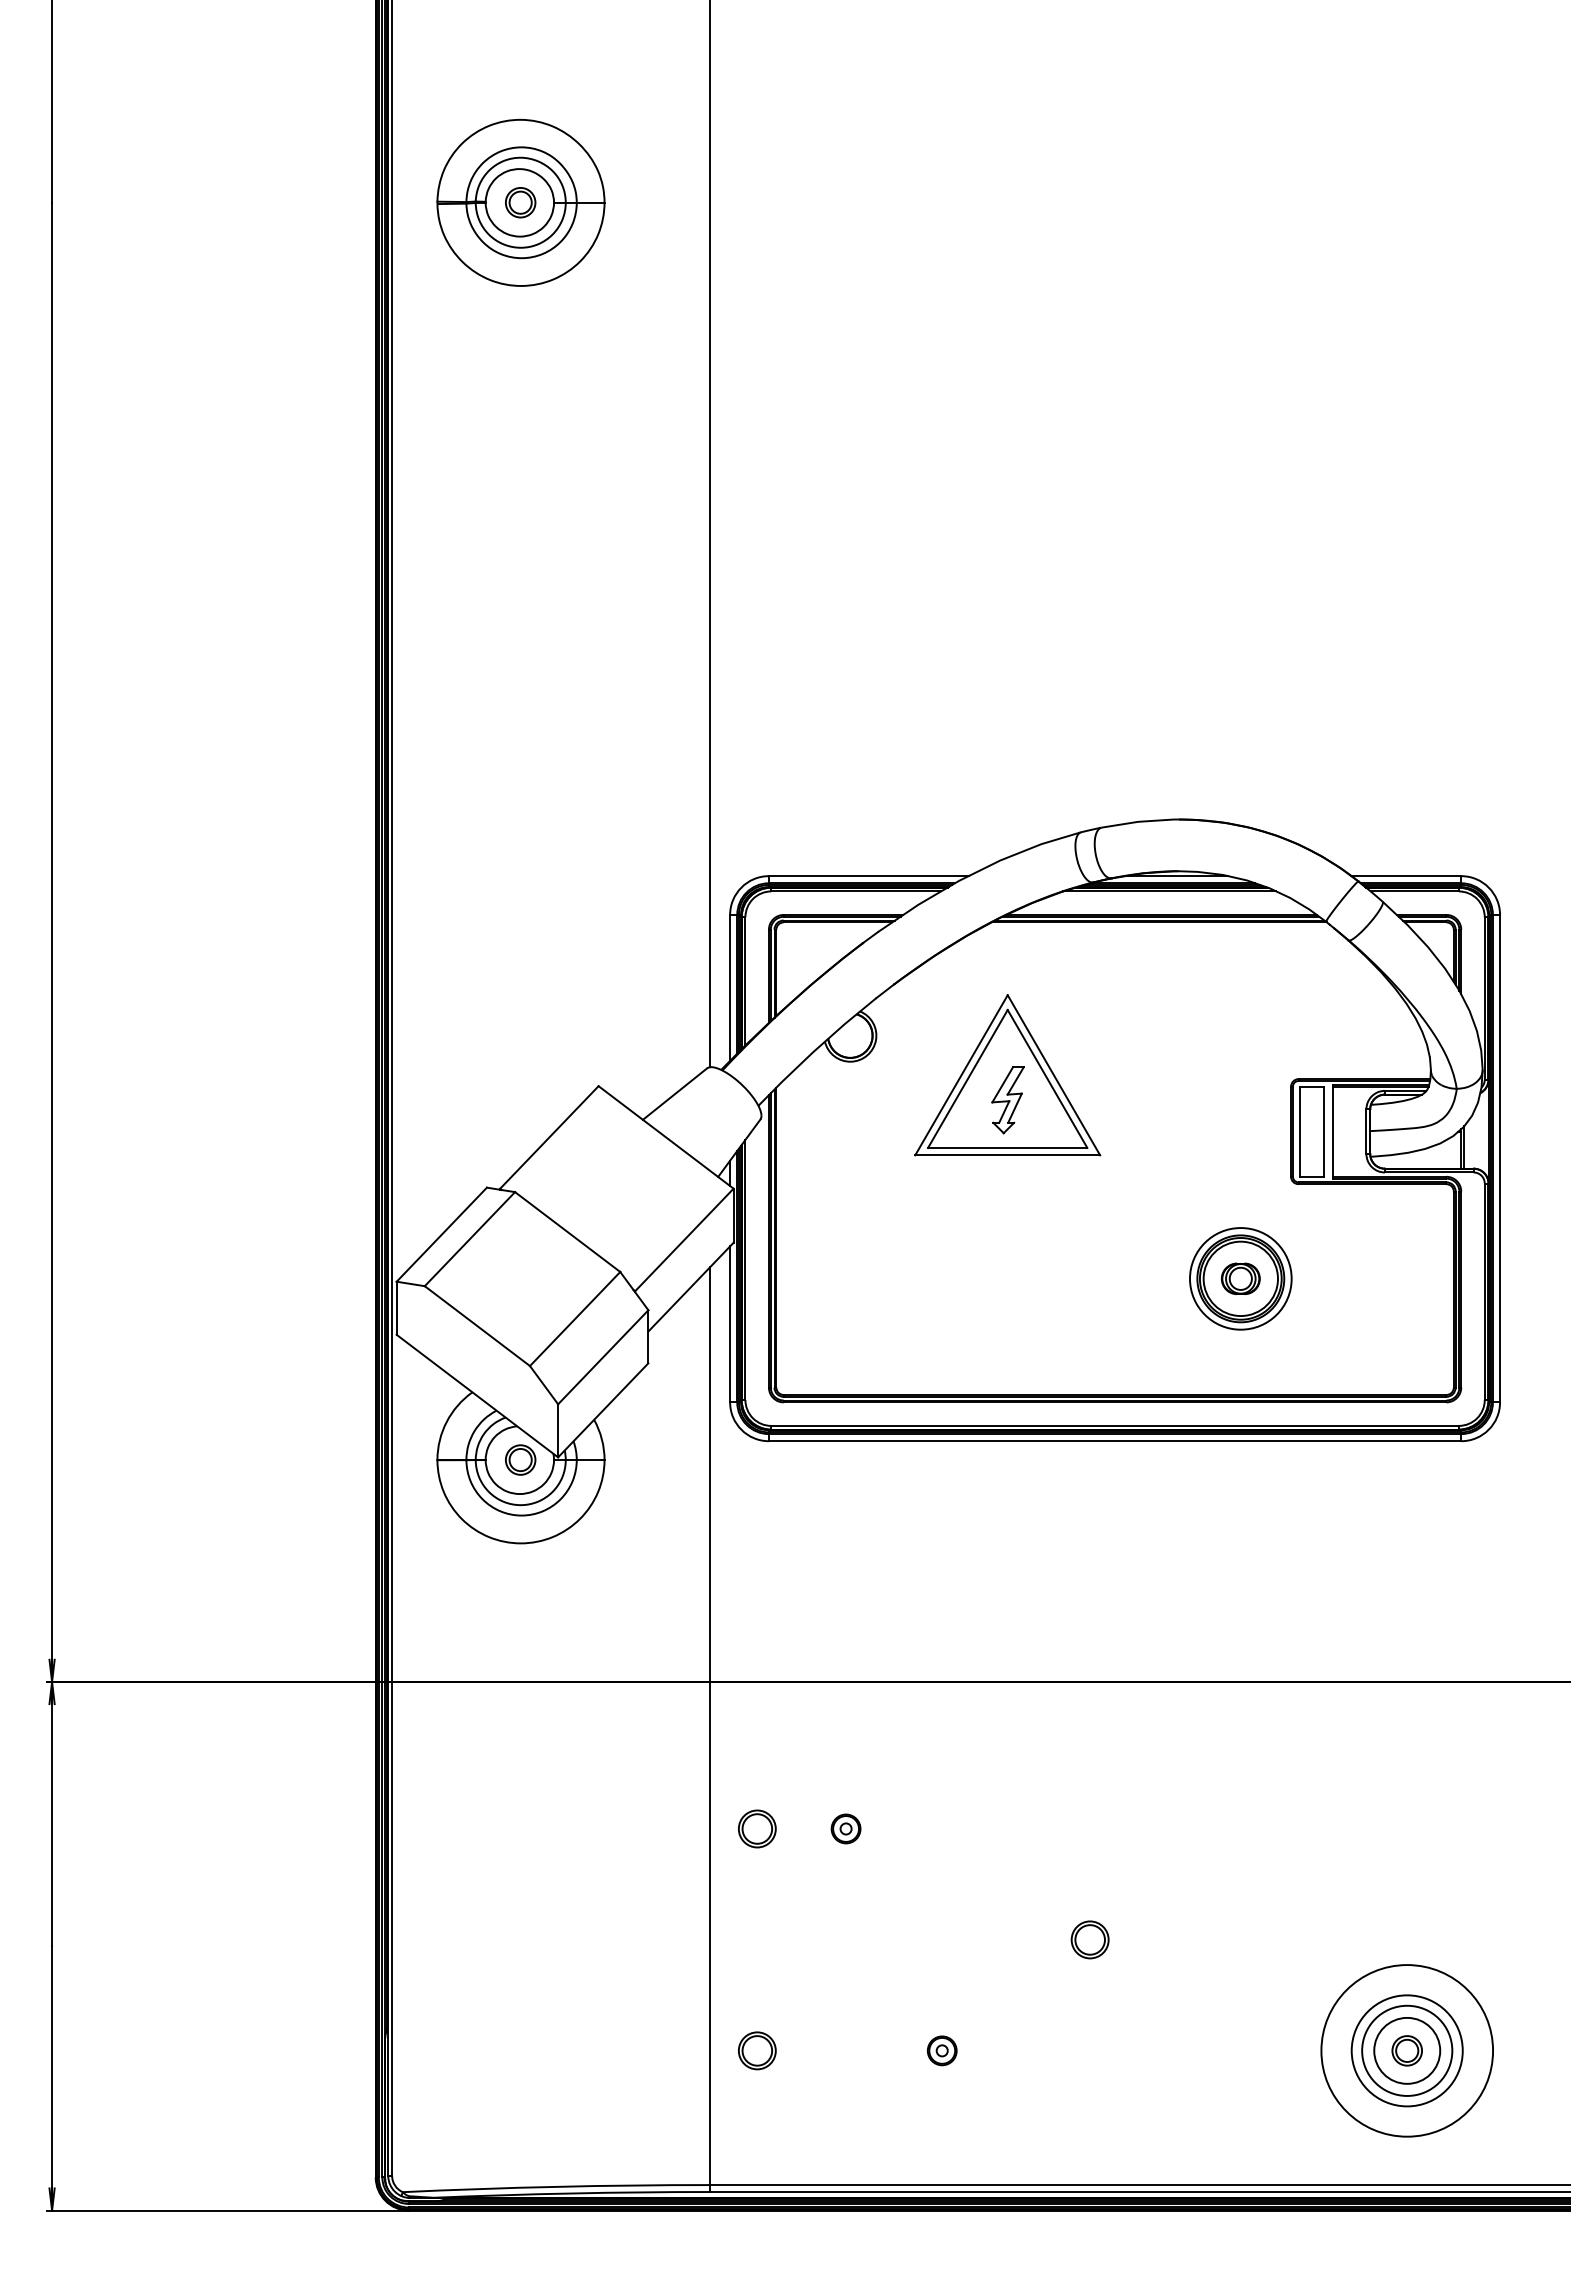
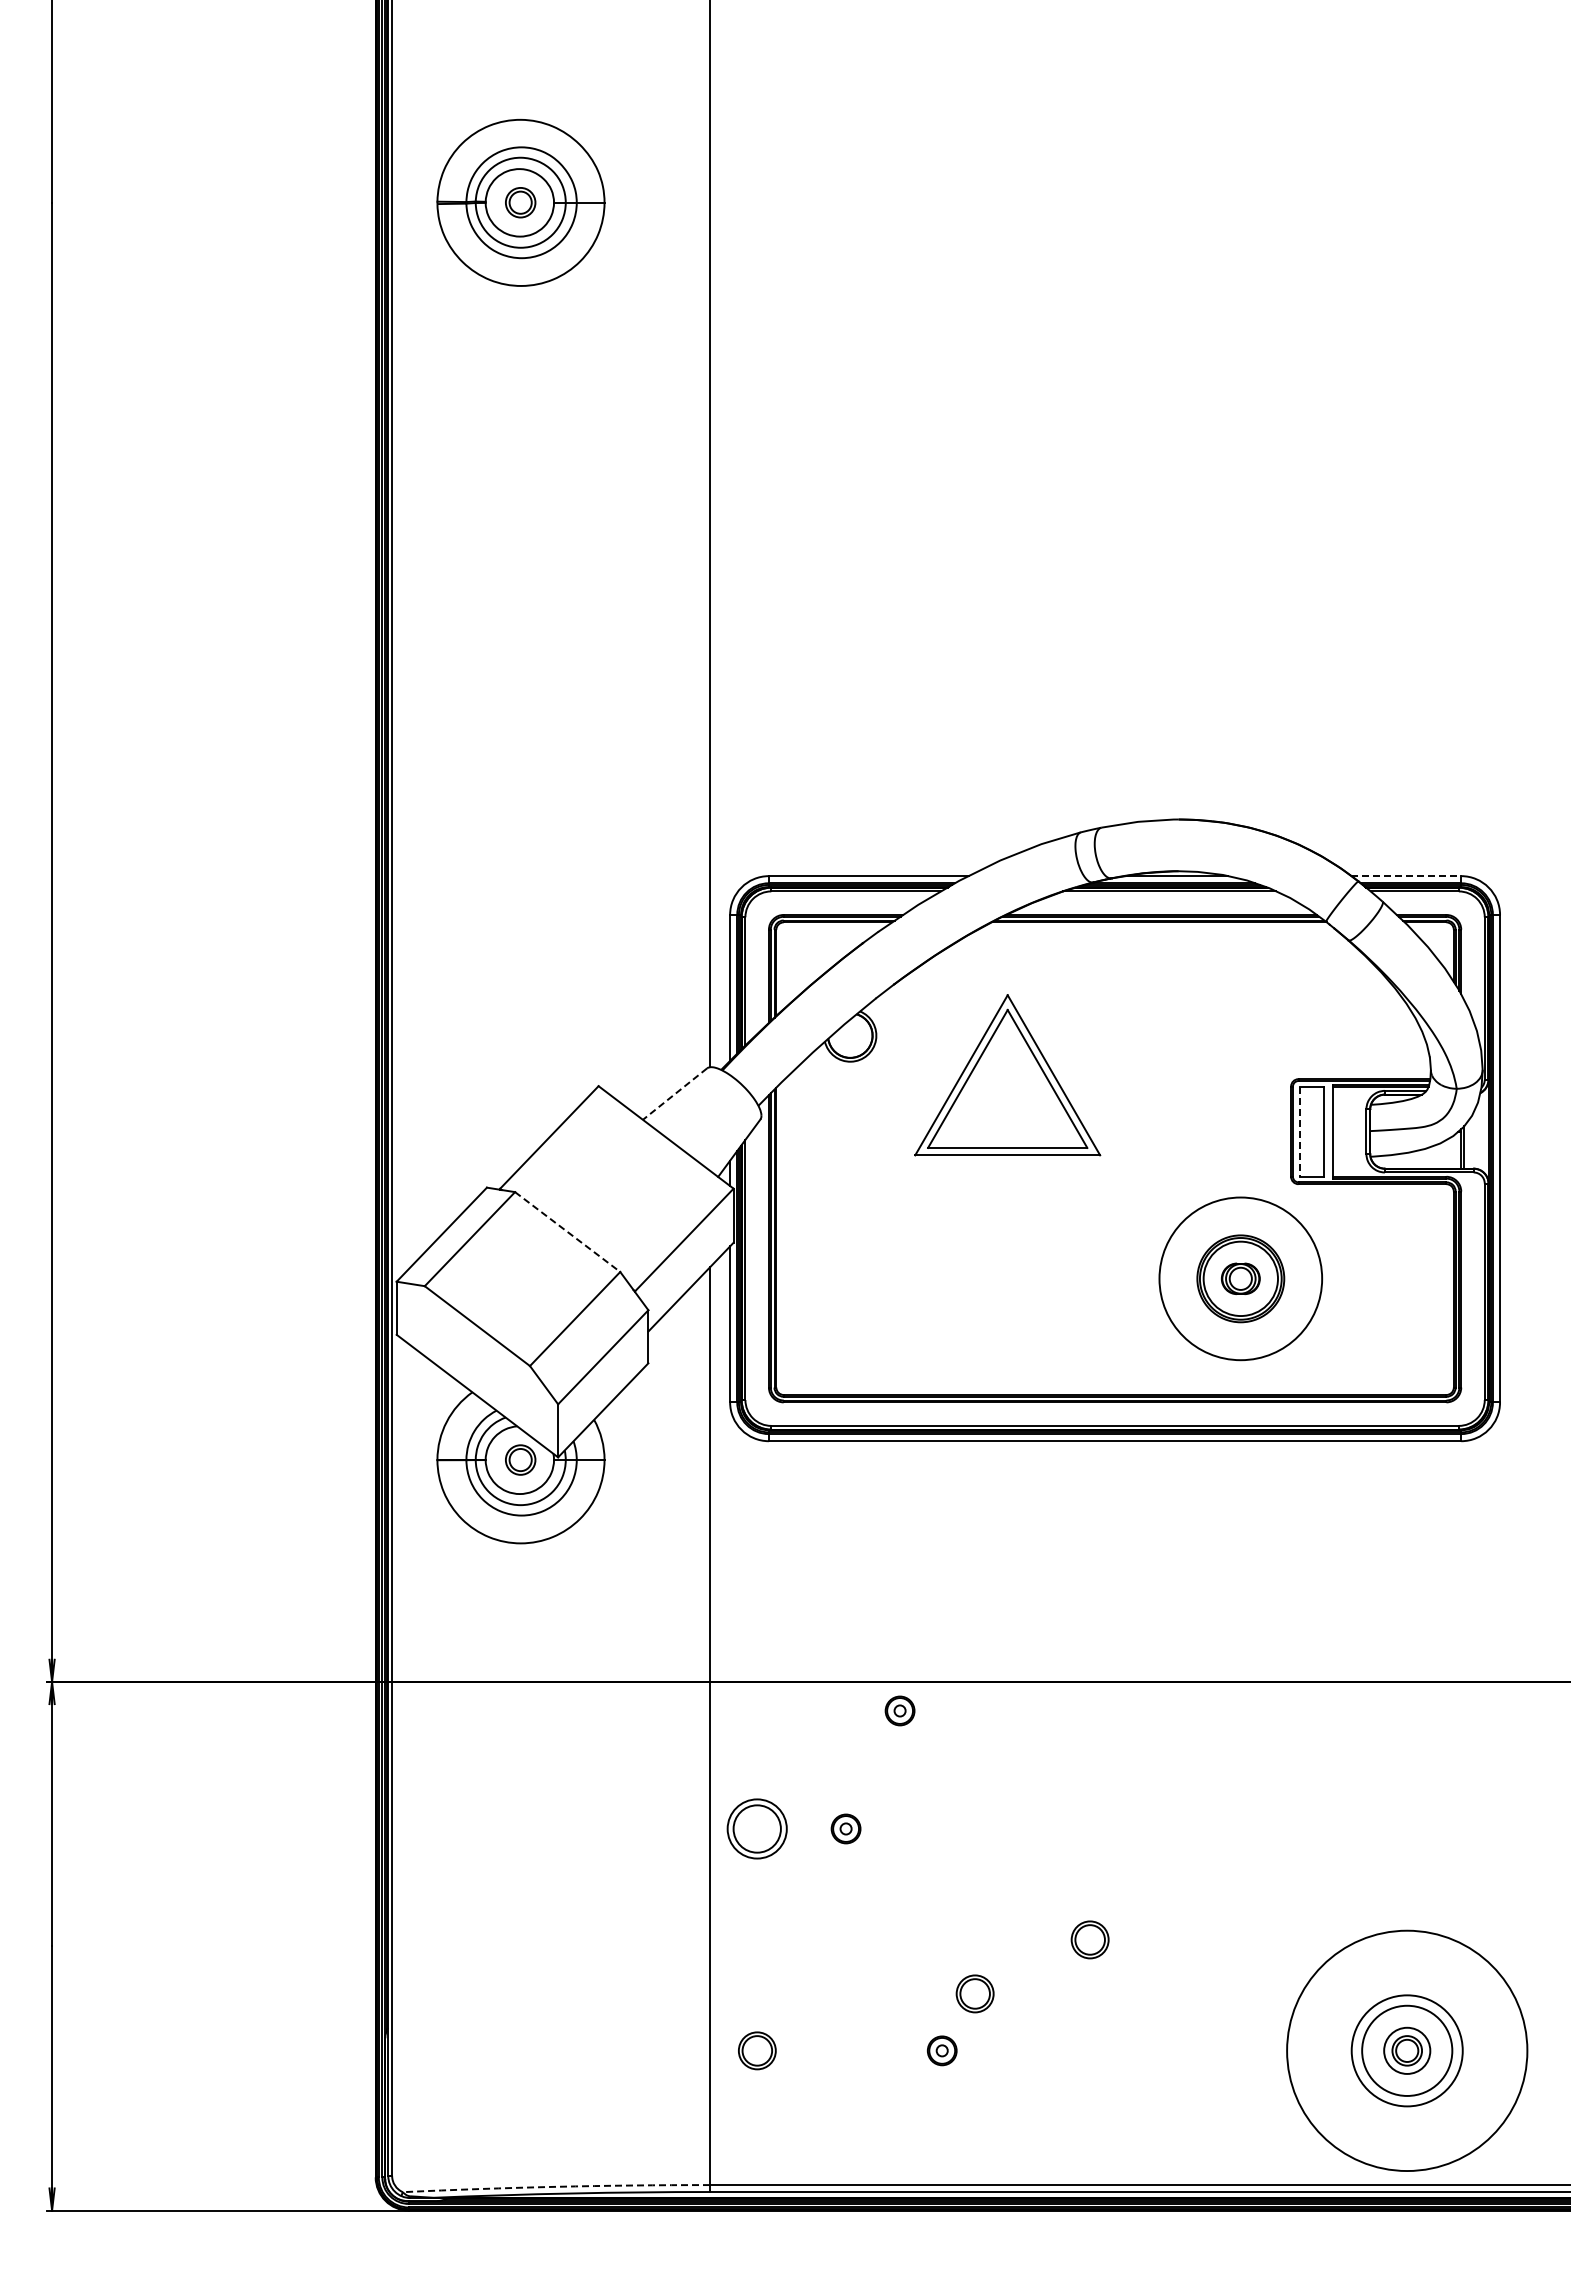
line: solid -> dashed (1406, 876)
line: solid -> dashed (674, 1094)
part: present -> none (1007, 1100)
line: solid -> dashed (1299, 1132)
line: solid -> dashed (568, 1232)
circle diameter: 102 px -> 163 px (1240, 1278)
part: none -> present (899, 1710)
part size: 39x40 px -> 62x62 px (756, 1828)
part: none -> present (974, 1993)
circle diameter: 172 px -> 240 px (1407, 2050)
circle diameter: 66 px -> 46 px (1407, 2050)
arc: solid -> dashed (556, 2186)
